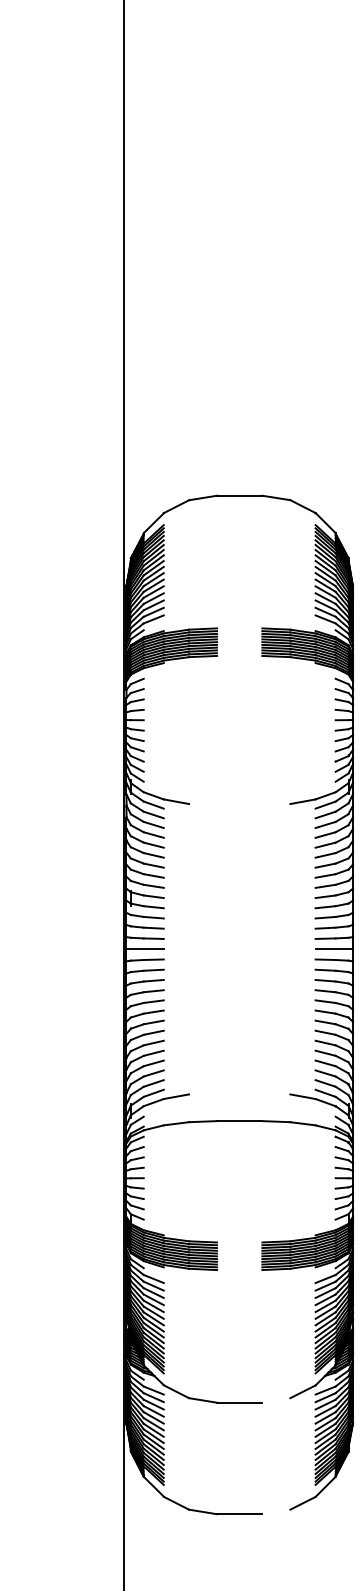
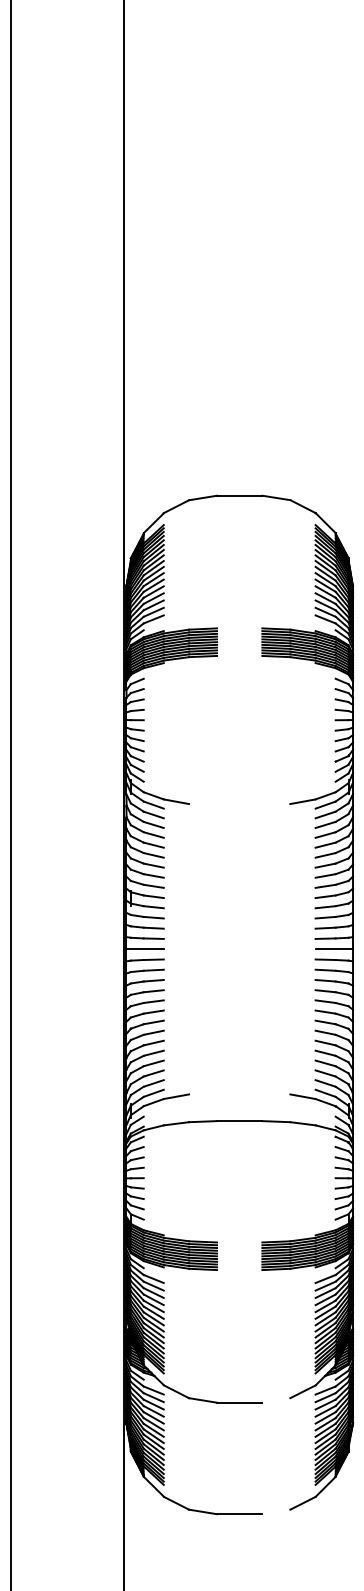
line: none -> present (11, 794)
